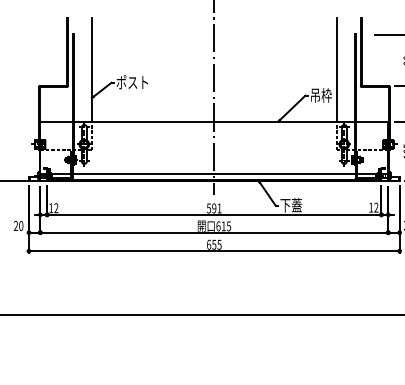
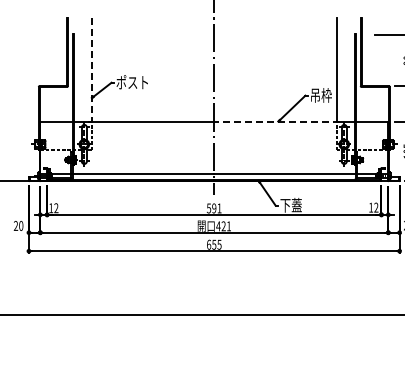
line: solid -> dashed (91, 70)
line: solid -> dashed (277, 121)
text: 615 -> 421 (223, 226)
